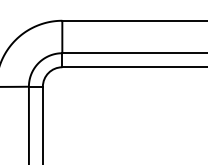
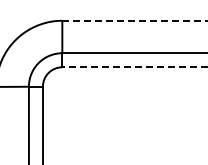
line: solid -> dashed (135, 20)
line: solid -> dashed (134, 67)
